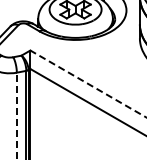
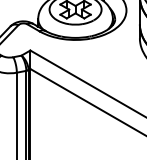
line: dashed -> solid (88, 83)
line: dashed -> solid (16, 115)
